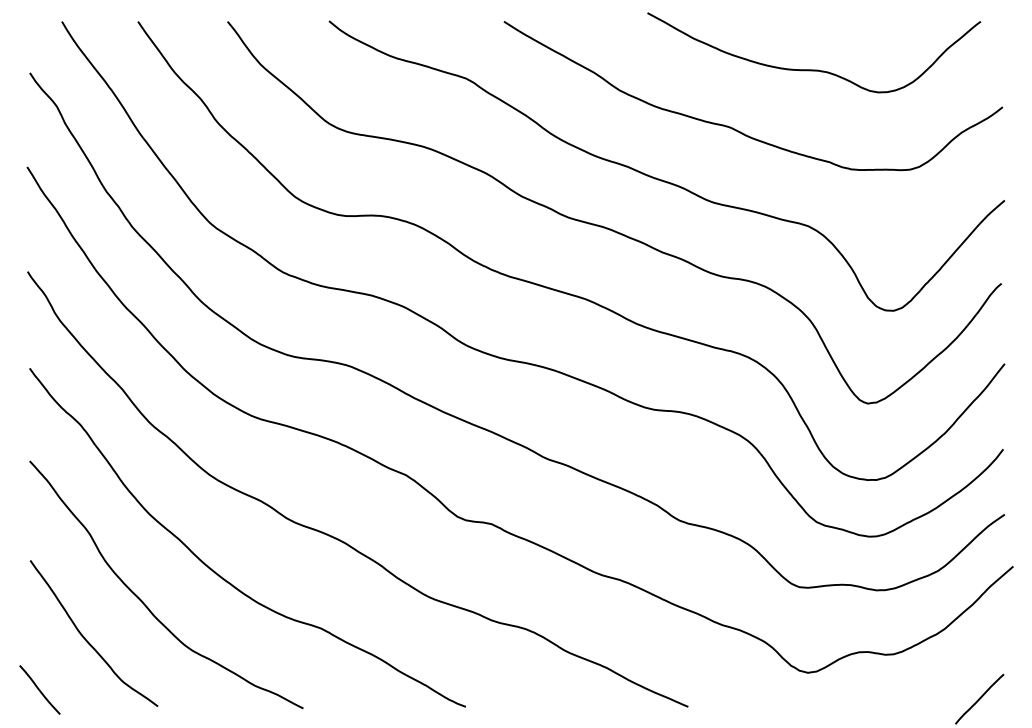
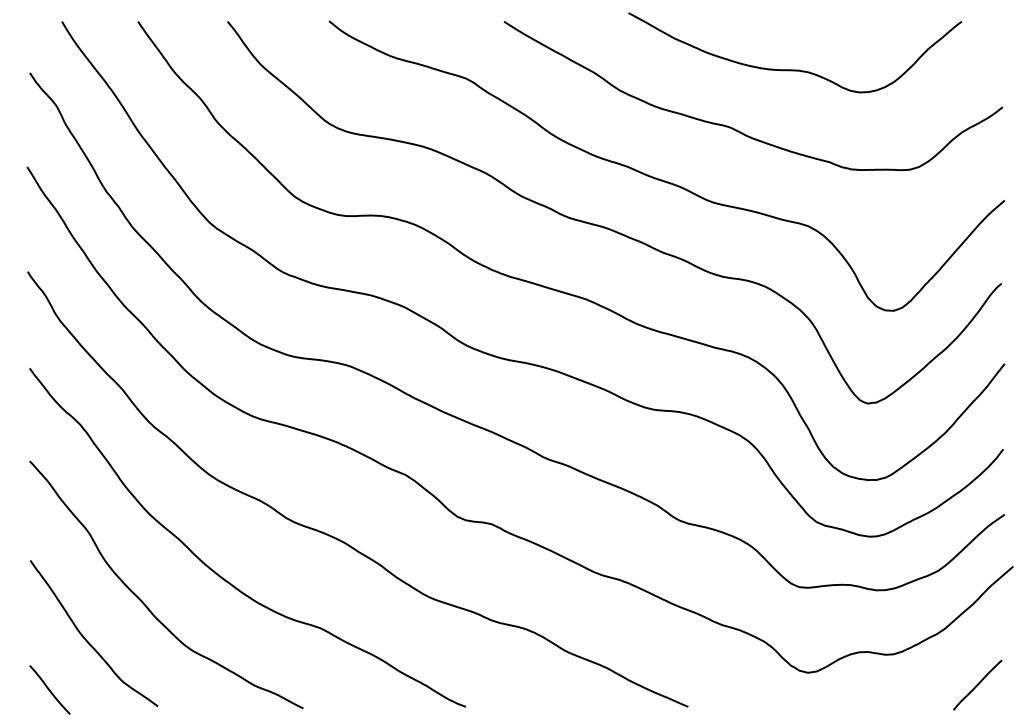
curve position: (814, 69) -> (795, 69) (795, 69)
line position: (39, 689) -> (49, 689) (49, 689)
line position: (979, 698) -> (977, 684) (977, 684)
